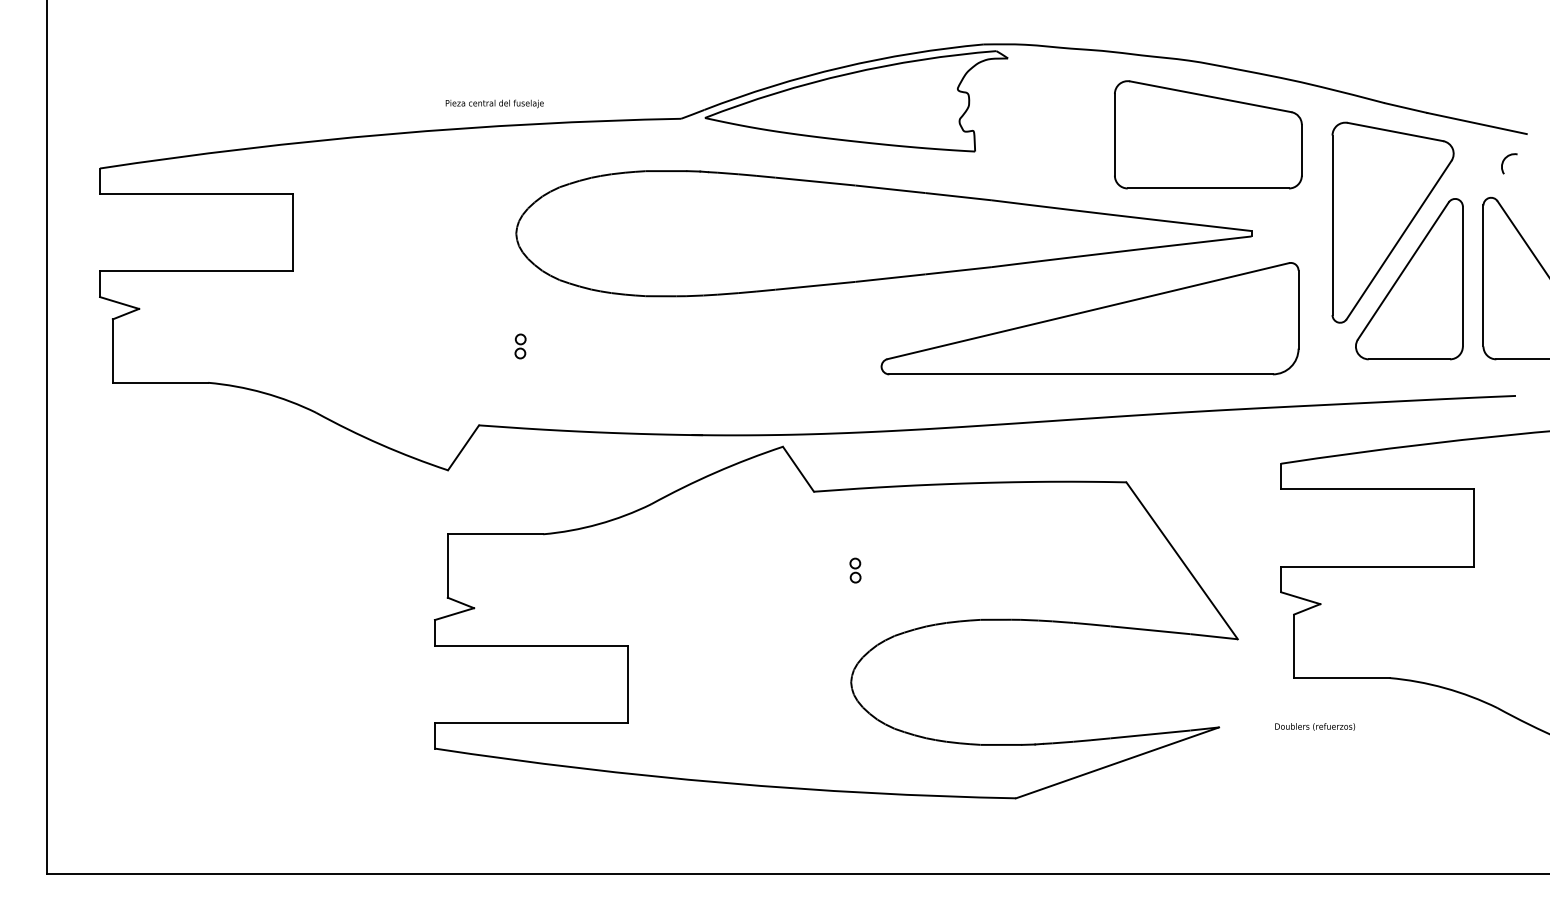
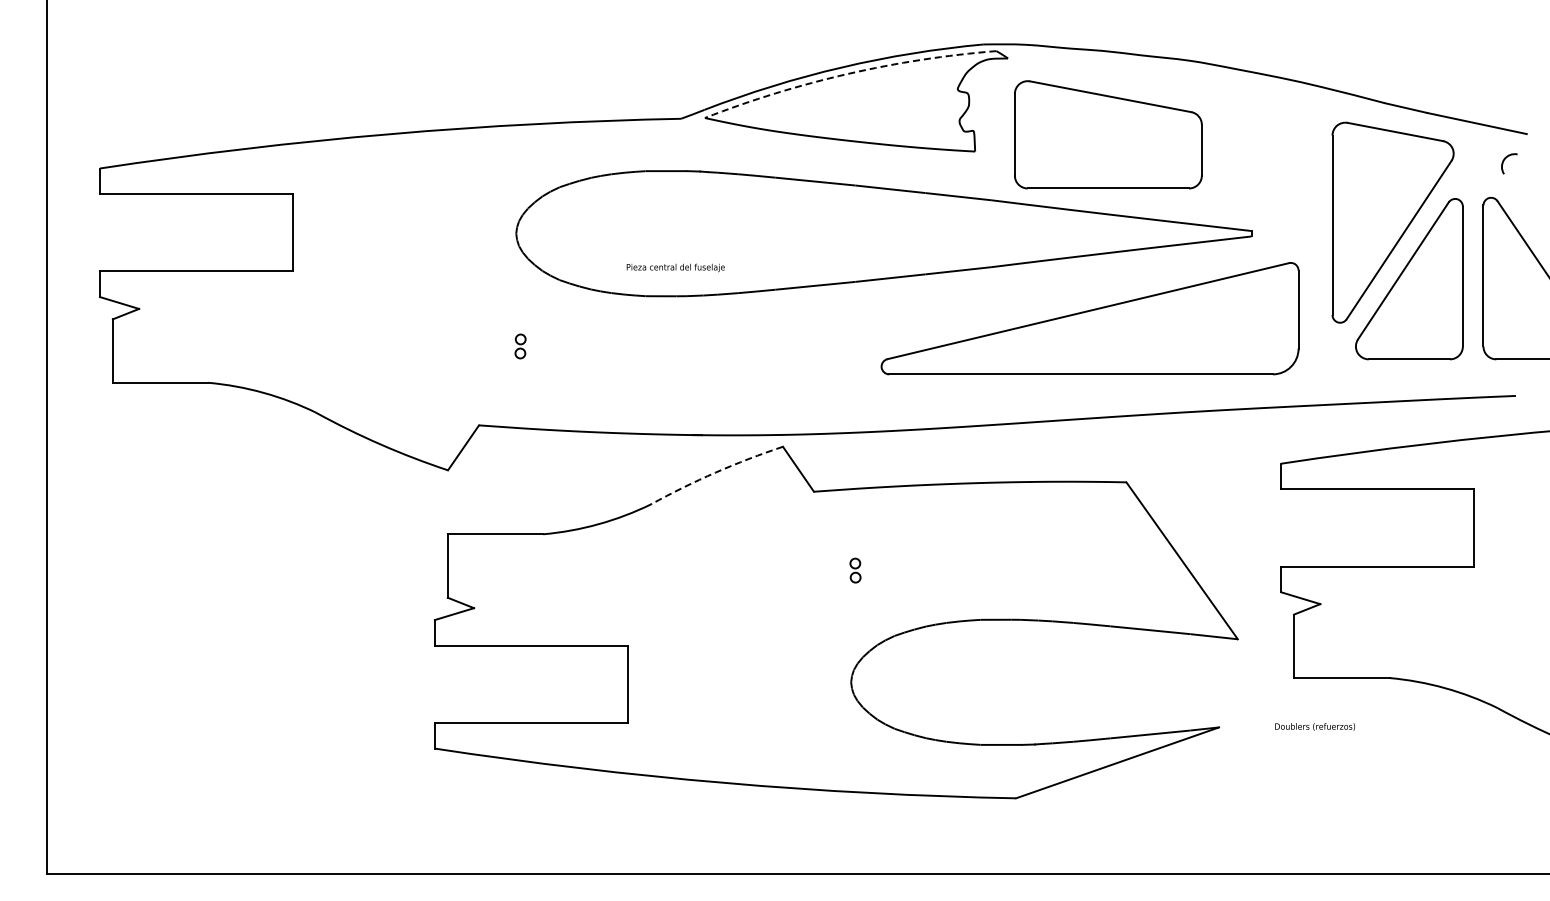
arc: solid -> dashed (848, 73)
text position: (494, 103) -> (675, 267) (675, 267)
part position: (1208, 134) -> (1108, 134) (1108, 134)
arc: solid -> dashed (715, 472)
